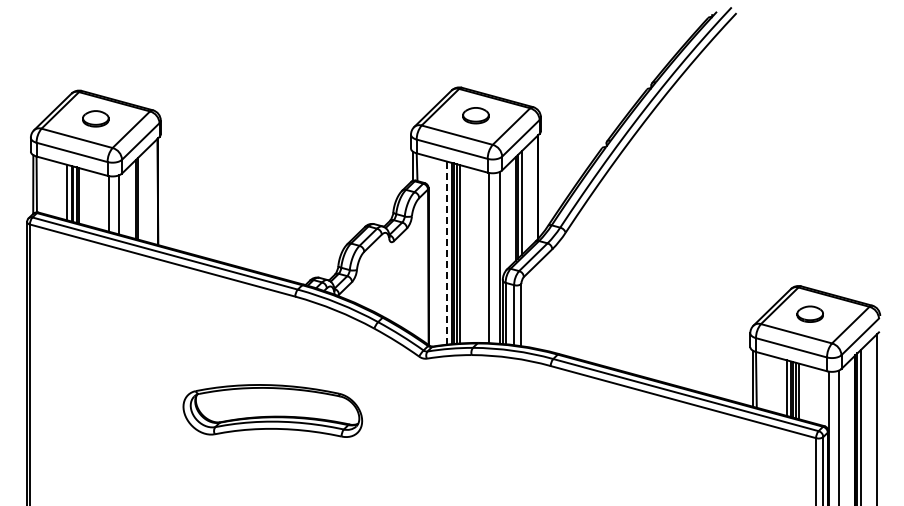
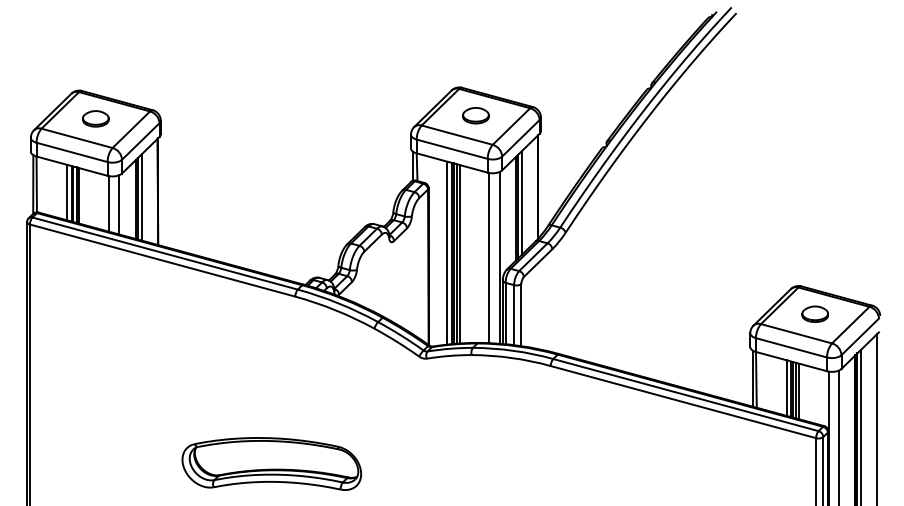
line: none -> present (141, 197)
line: dashed -> solid (447, 253)
part position: (809, 313) -> (814, 313) (814, 313)
part position: (272, 410) -> (271, 463) (271, 463)
